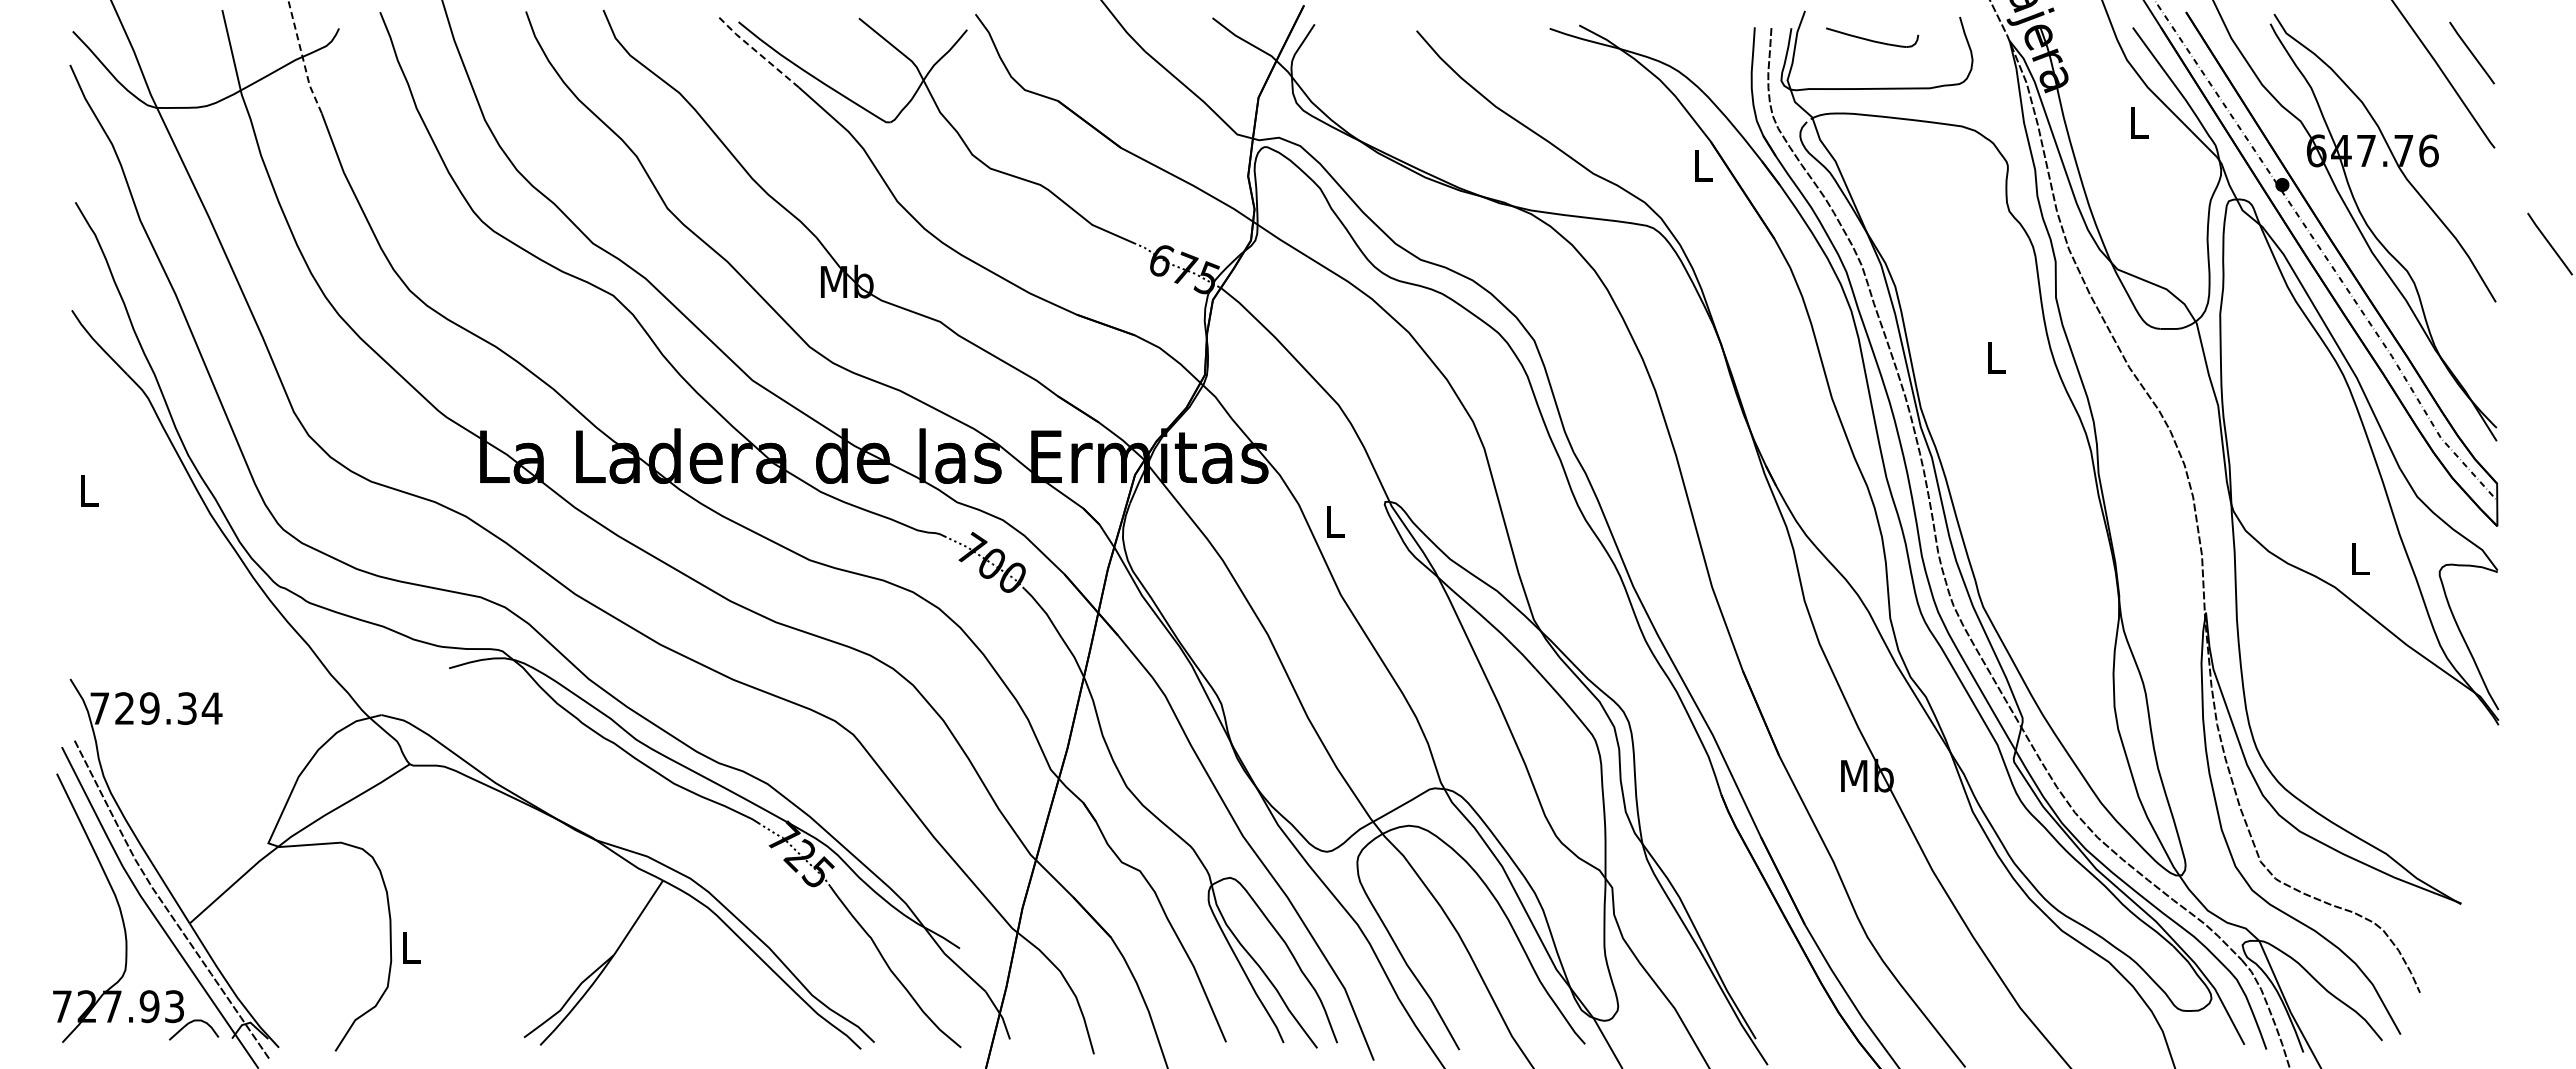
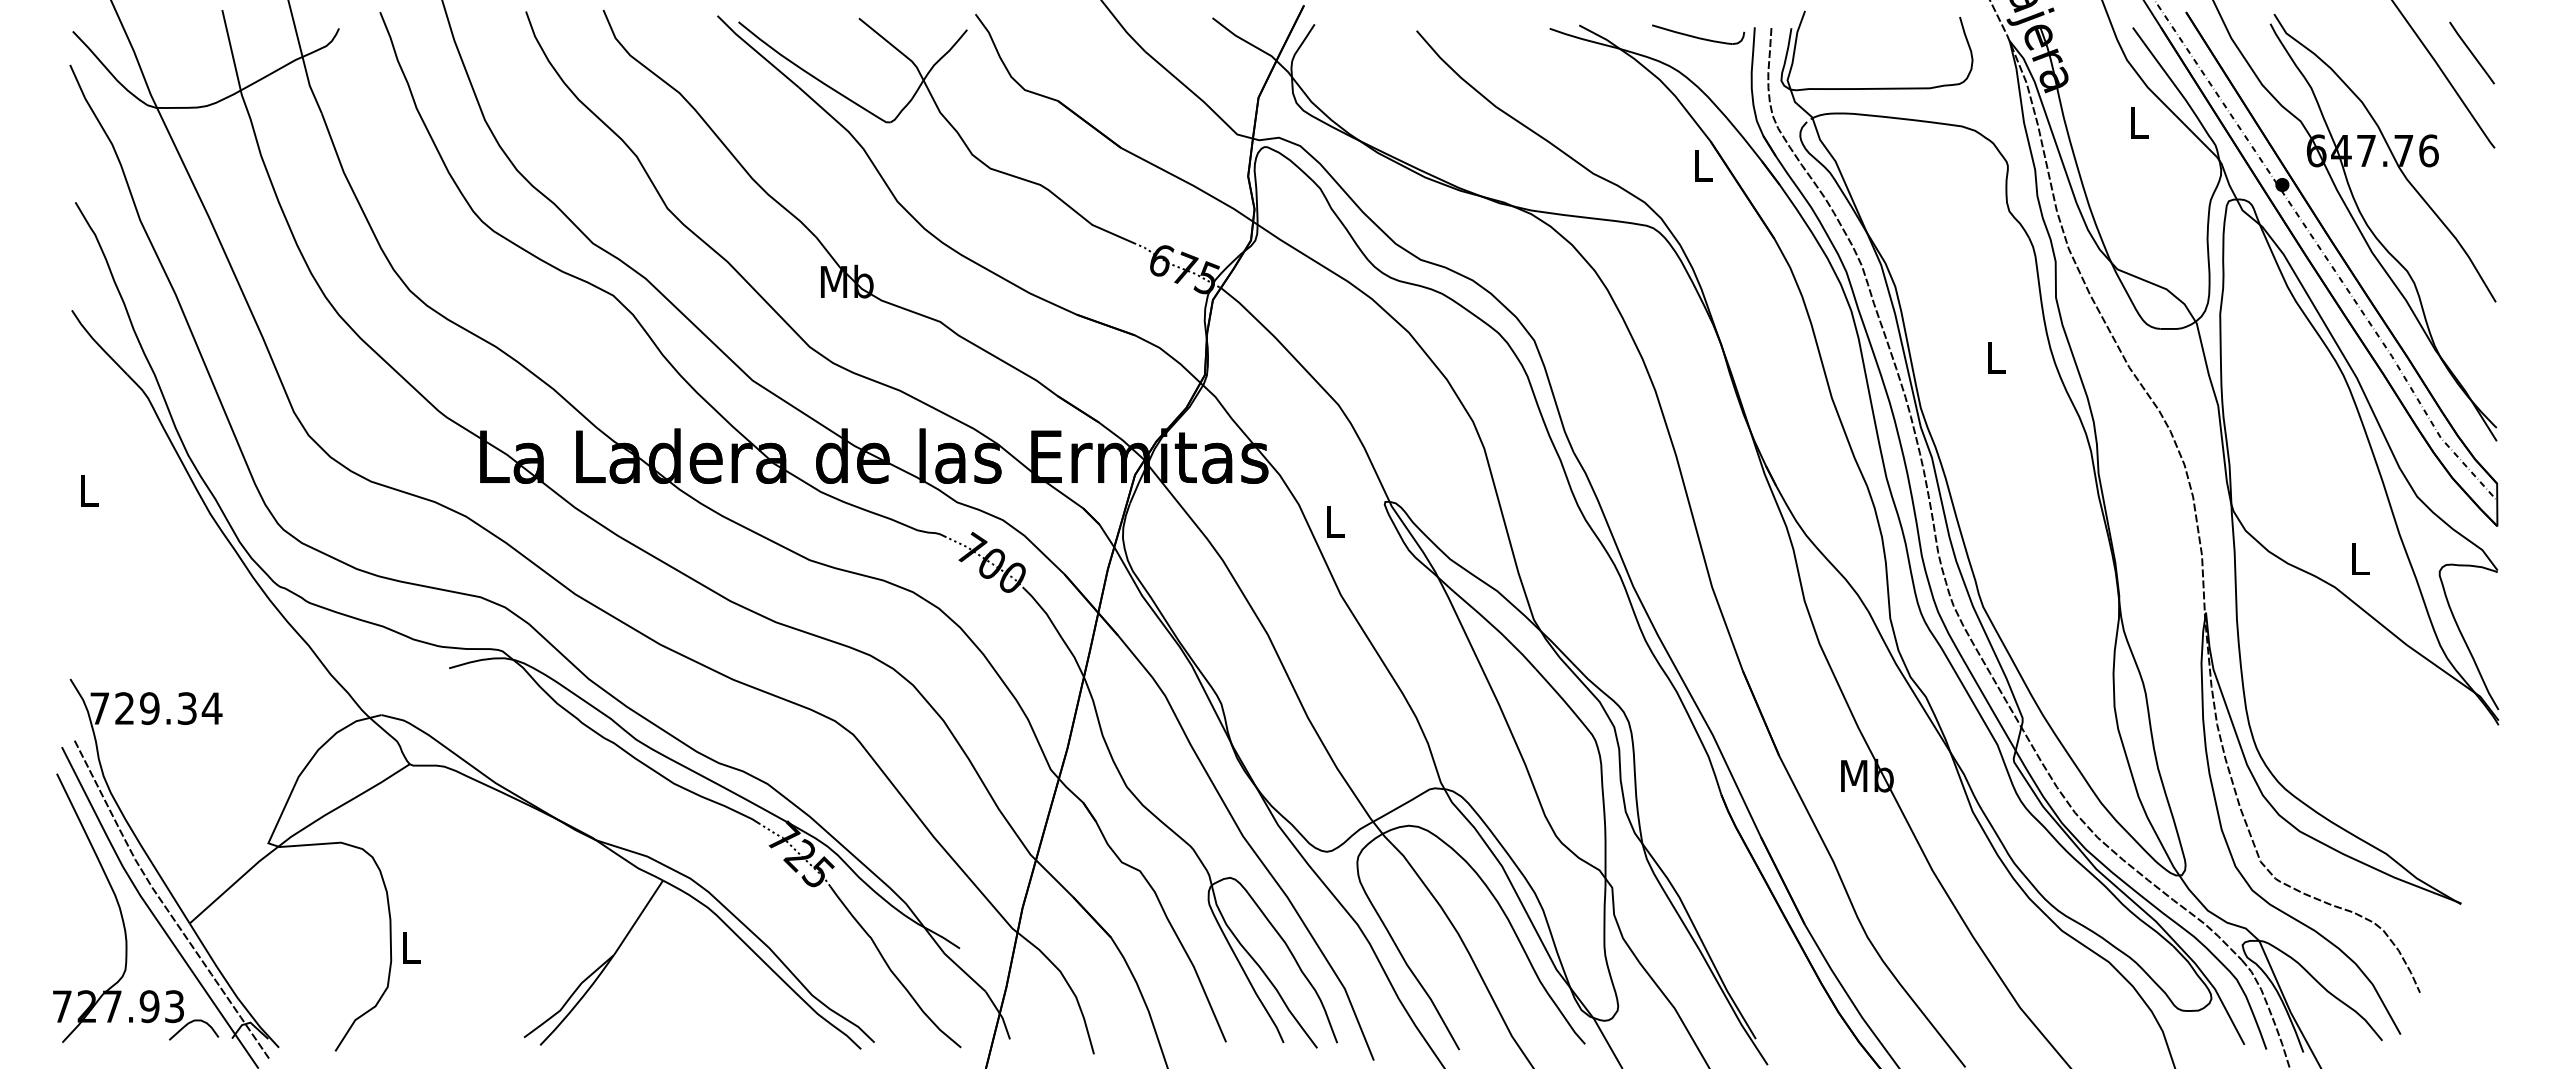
part position: (1872, 37) -> (1698, 34) (1698, 34)
line: dashed -> solid (757, 52)
line: dashed -> solid (302, 58)
line: present -> none (2549, 243)
